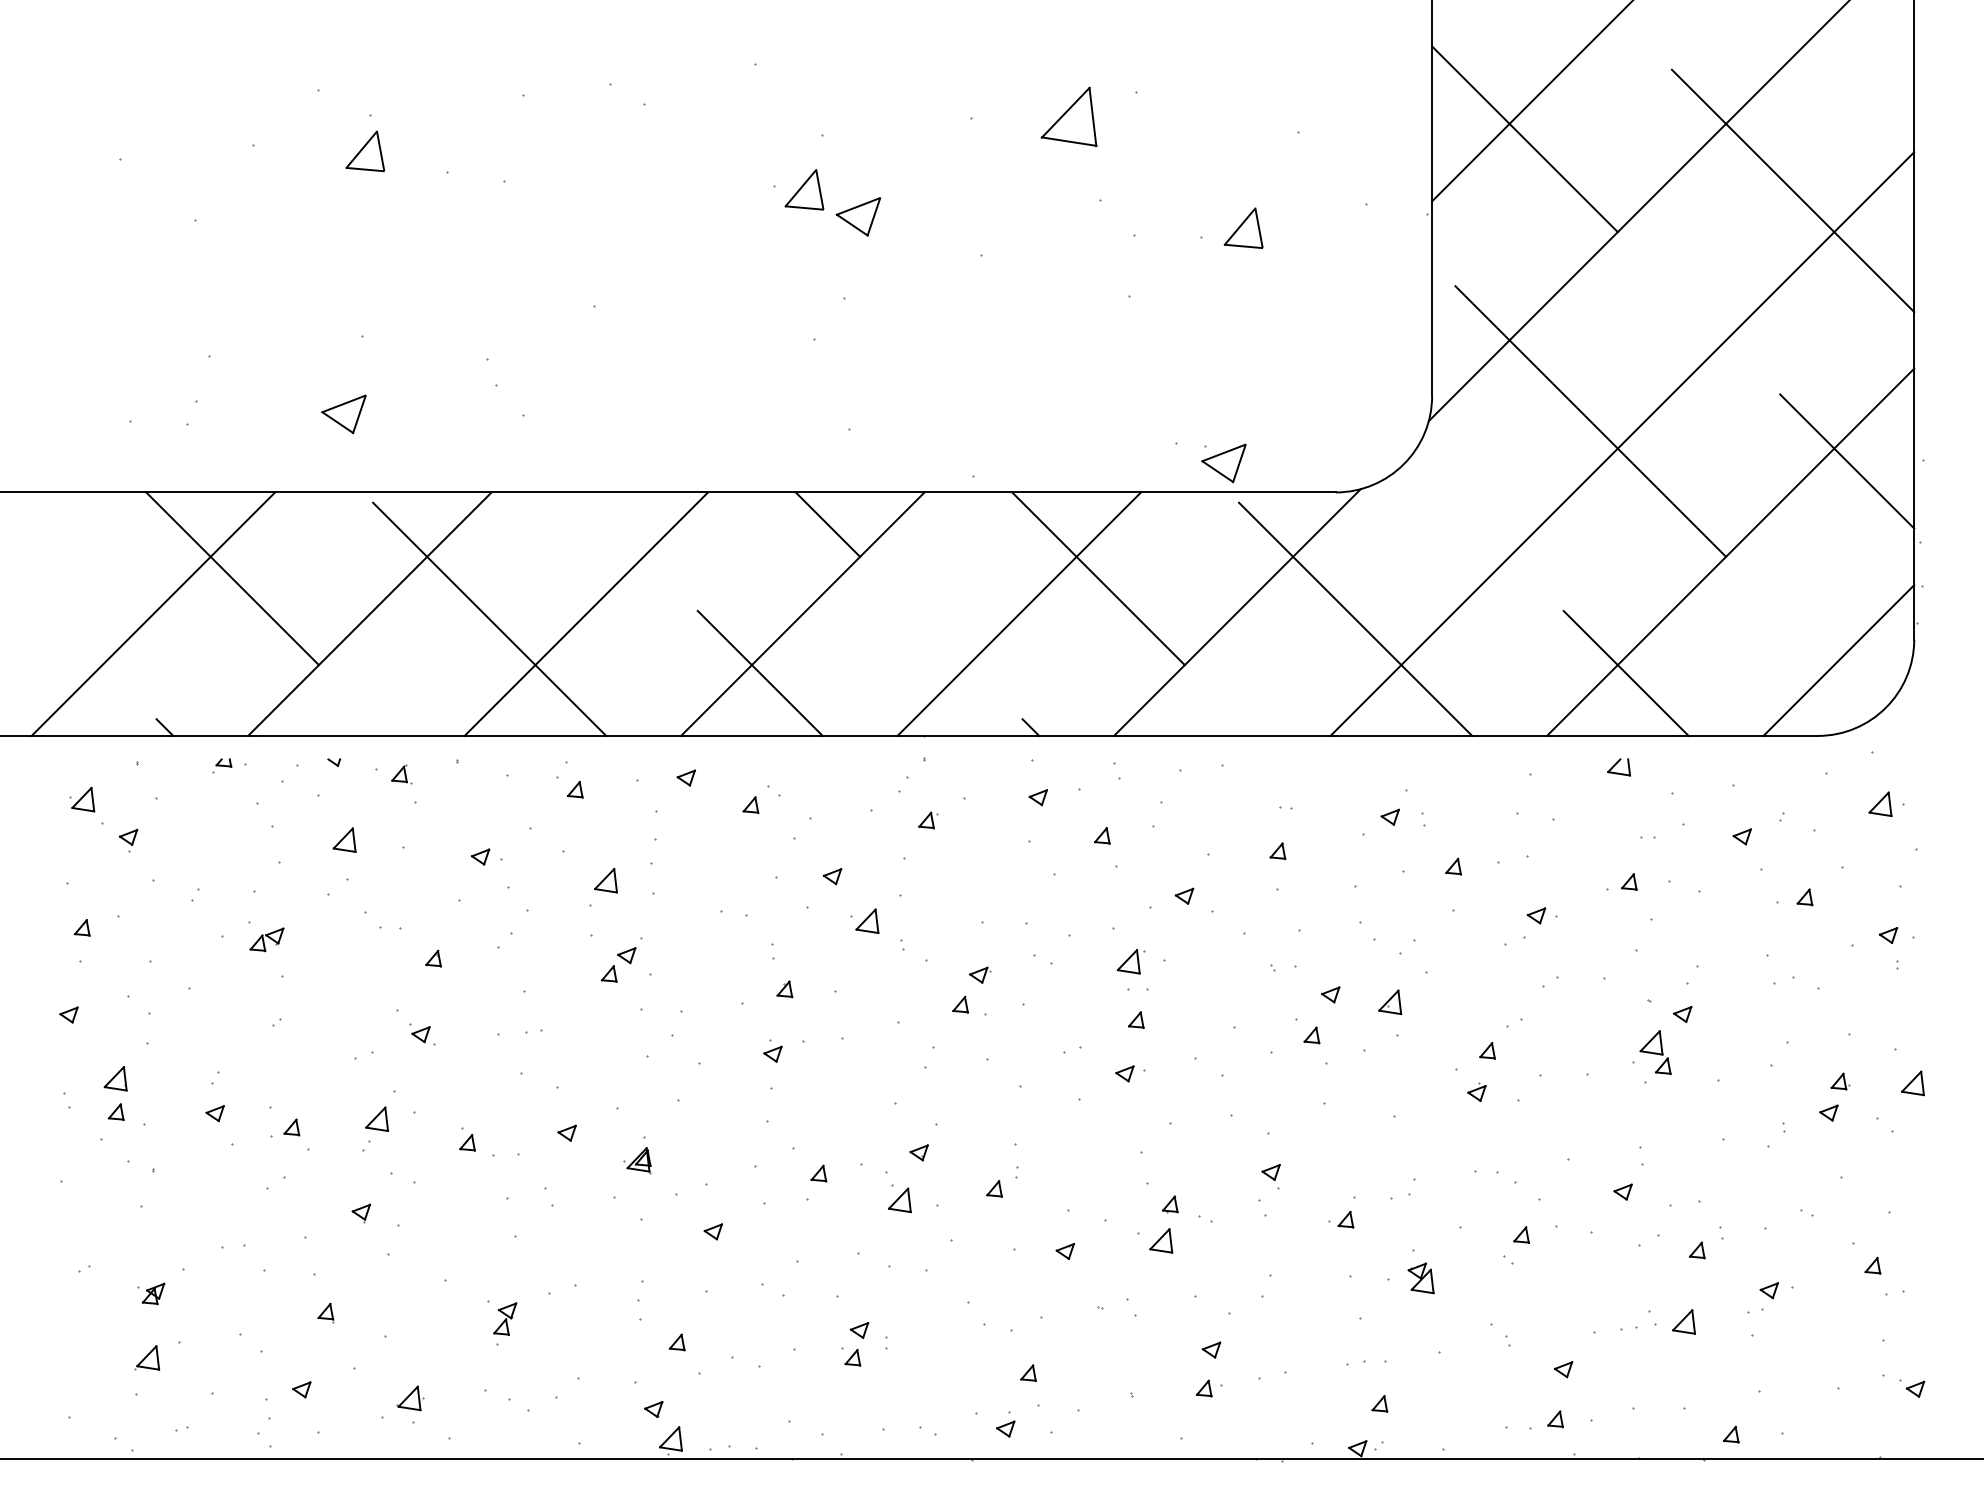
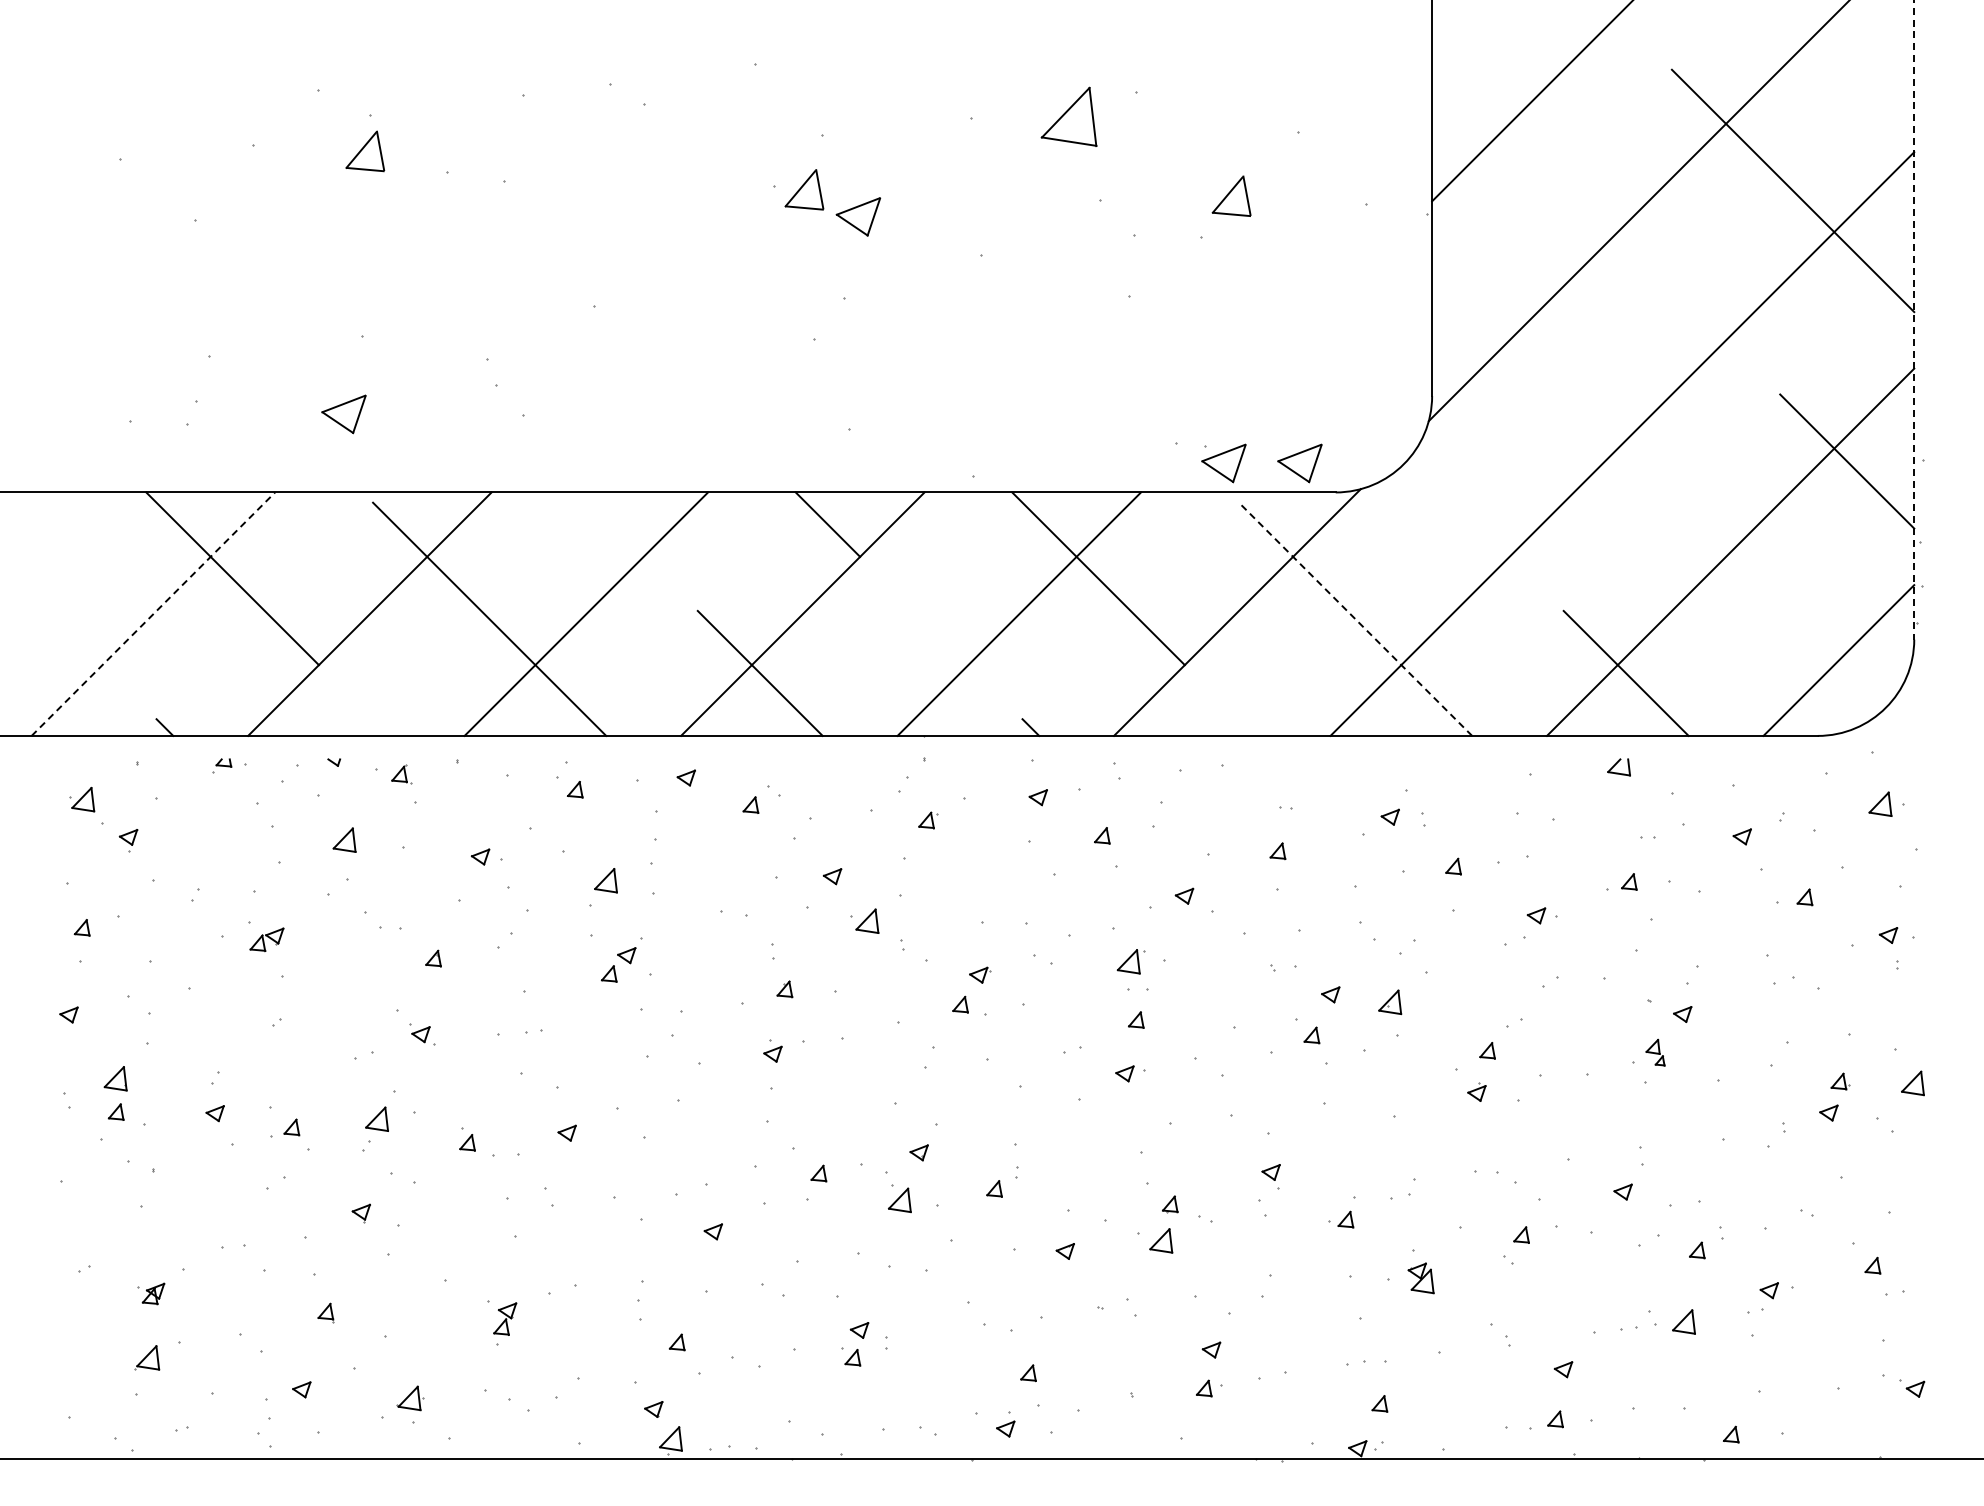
line: present -> none (1524, 139)
part position: (1243, 227) -> (1231, 195) (1231, 195)
line: solid -> dashed (1914, 319)
line: present -> none (1590, 421)
part: none -> present (1299, 463)
line: solid -> dashed (153, 613)
line: solid -> dashed (1355, 619)
part size: 33x46 px -> 21x29 px (1655, 1052)
part: present -> none (637, 1160)
